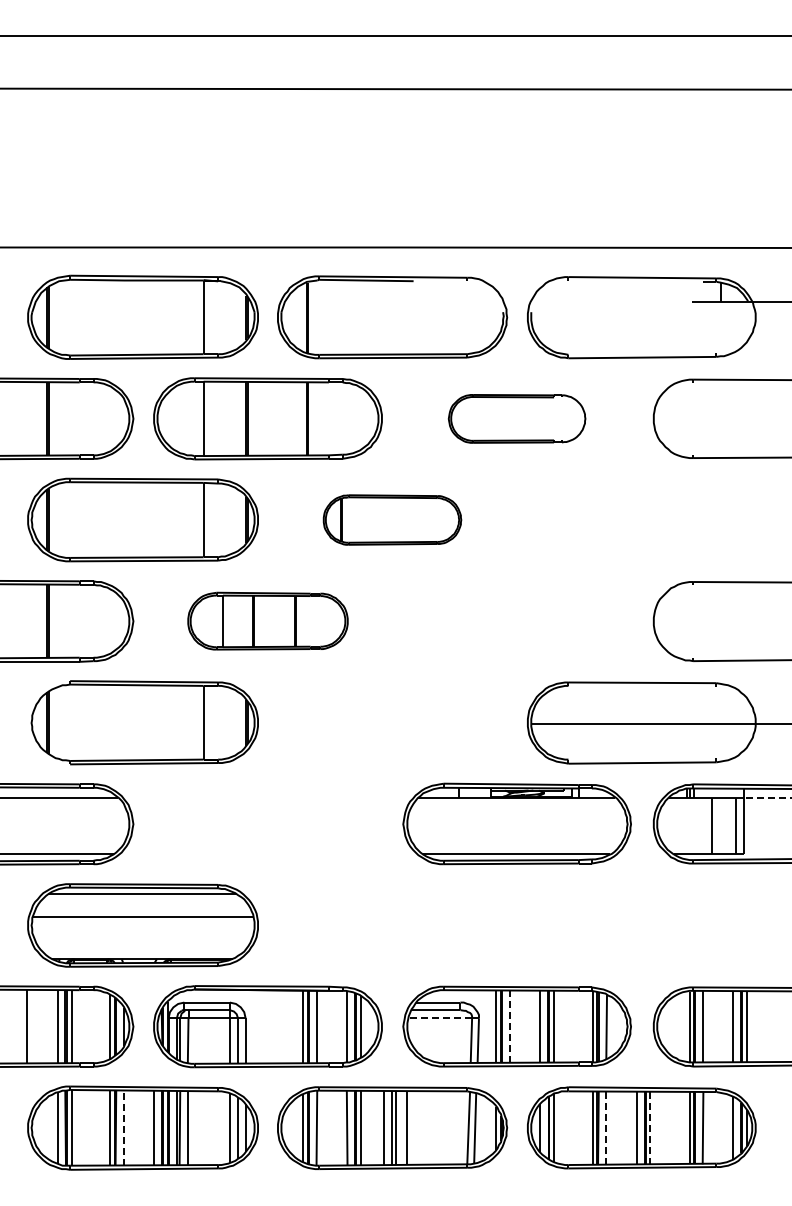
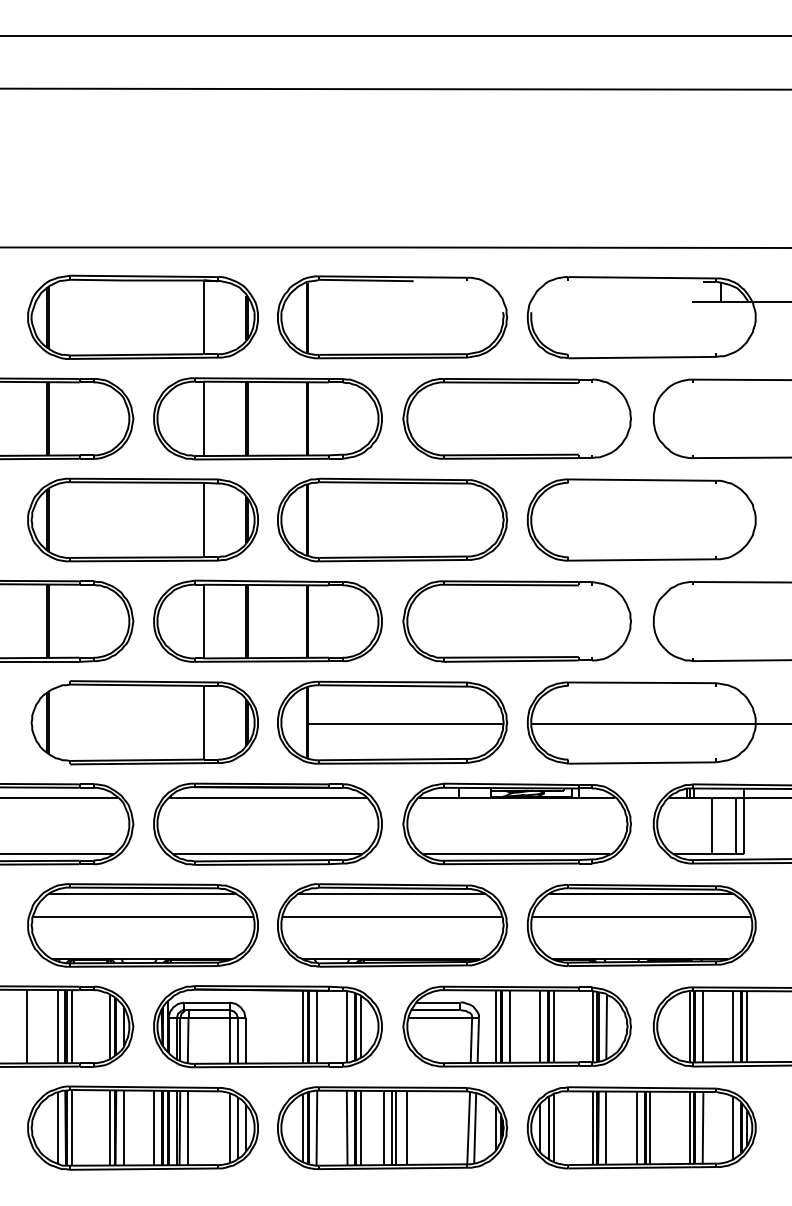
part size: 140x50 px -> 230x82 px (516, 418)
part size: 141x52 px -> 231x86 px (392, 519)
part: none -> present (641, 519)
part size: 162x60 px -> 230x84 px (267, 620)
part: none -> present (516, 621)
part: none -> present (392, 722)
line: dashed -> solid (767, 798)
part: none -> present (267, 823)
part: none -> present (392, 925)
part: none -> present (641, 925)
line: dashed -> solid (440, 1018)
line: dashed -> solid (509, 1026)
line: dashed -> solid (123, 1128)
line: dashed -> solid (606, 1128)
line: dashed -> solid (650, 1128)
